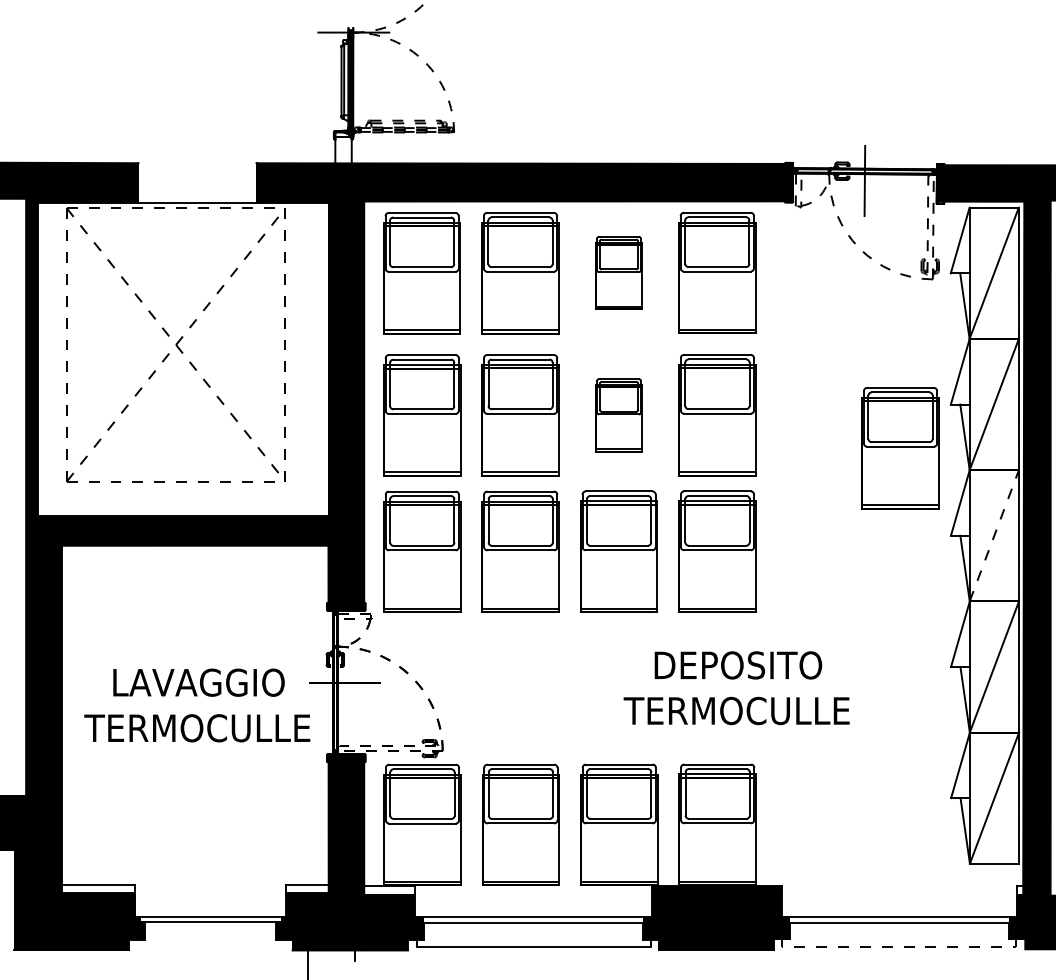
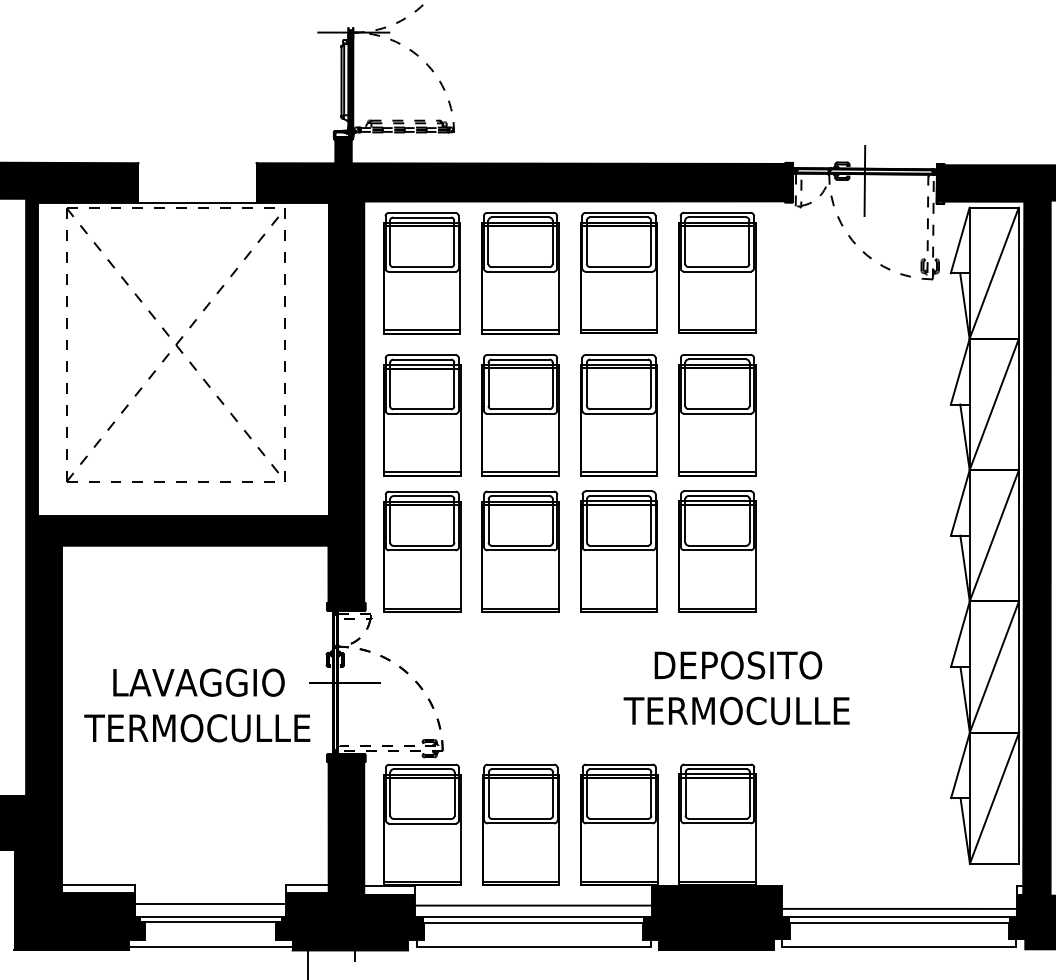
fill: none -> present (343, 149)
part size: 48x74 px -> 78x122 px (618, 272)
part size: 48x75 px -> 78x123 px (618, 415)
part: present -> none (900, 448)
line: dashed -> solid (994, 535)
line: none -> present (210, 904)
line: none -> present (533, 905)
line: none -> present (898, 908)
line: dashed -> solid (899, 946)
line: none -> present (210, 947)
